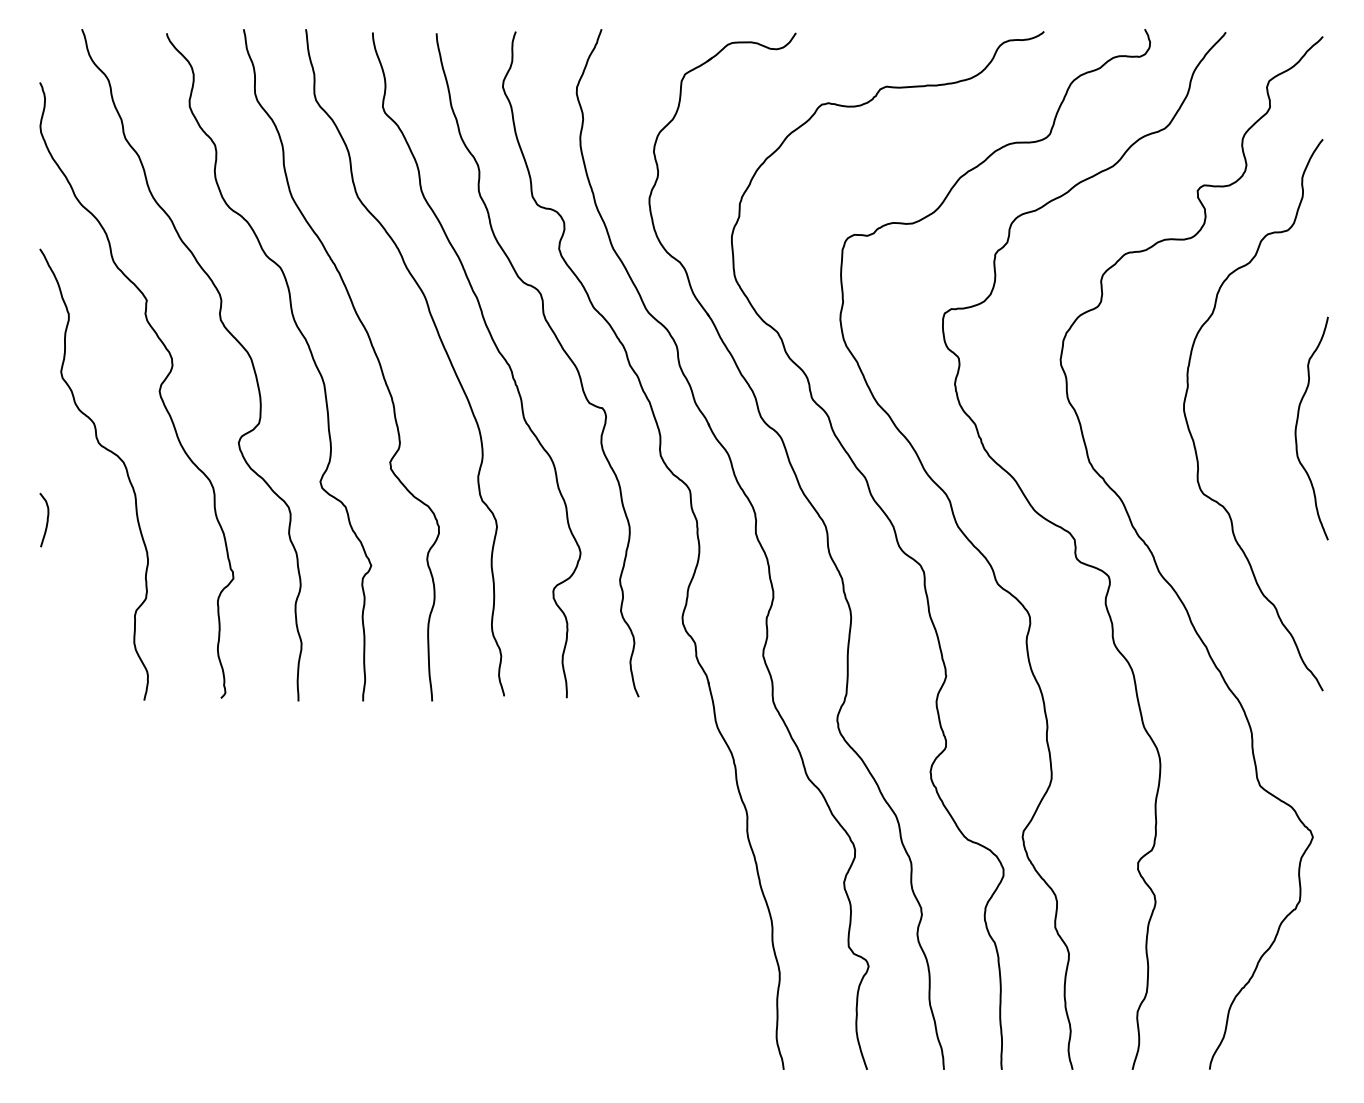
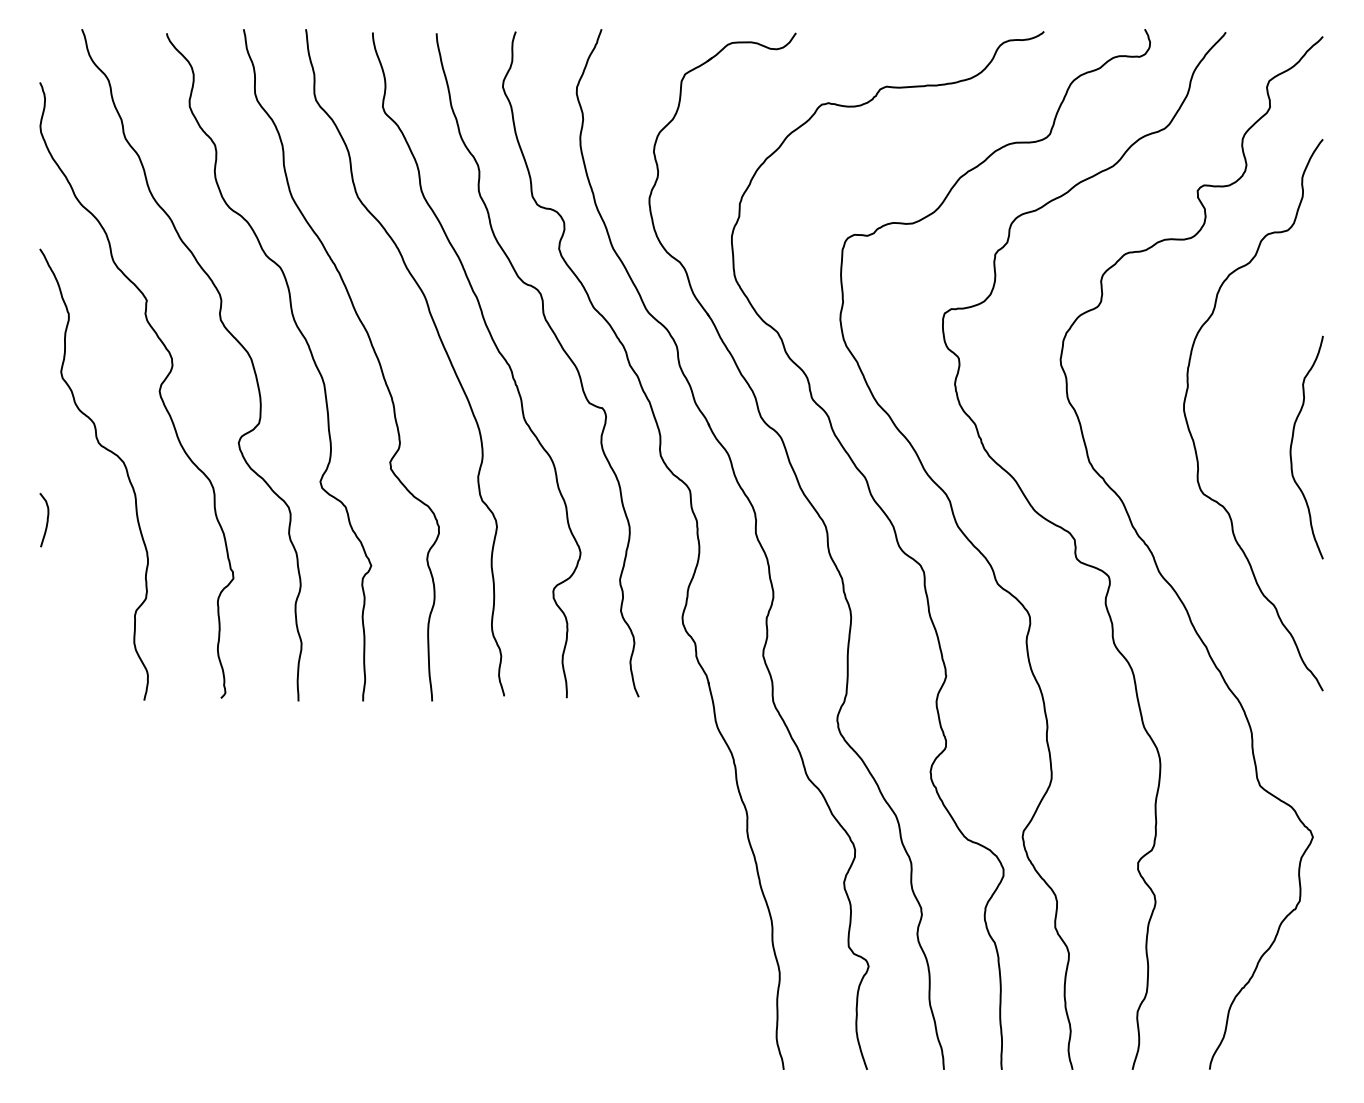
curve position: (1297, 425) -> (1292, 444) (1292, 444)
